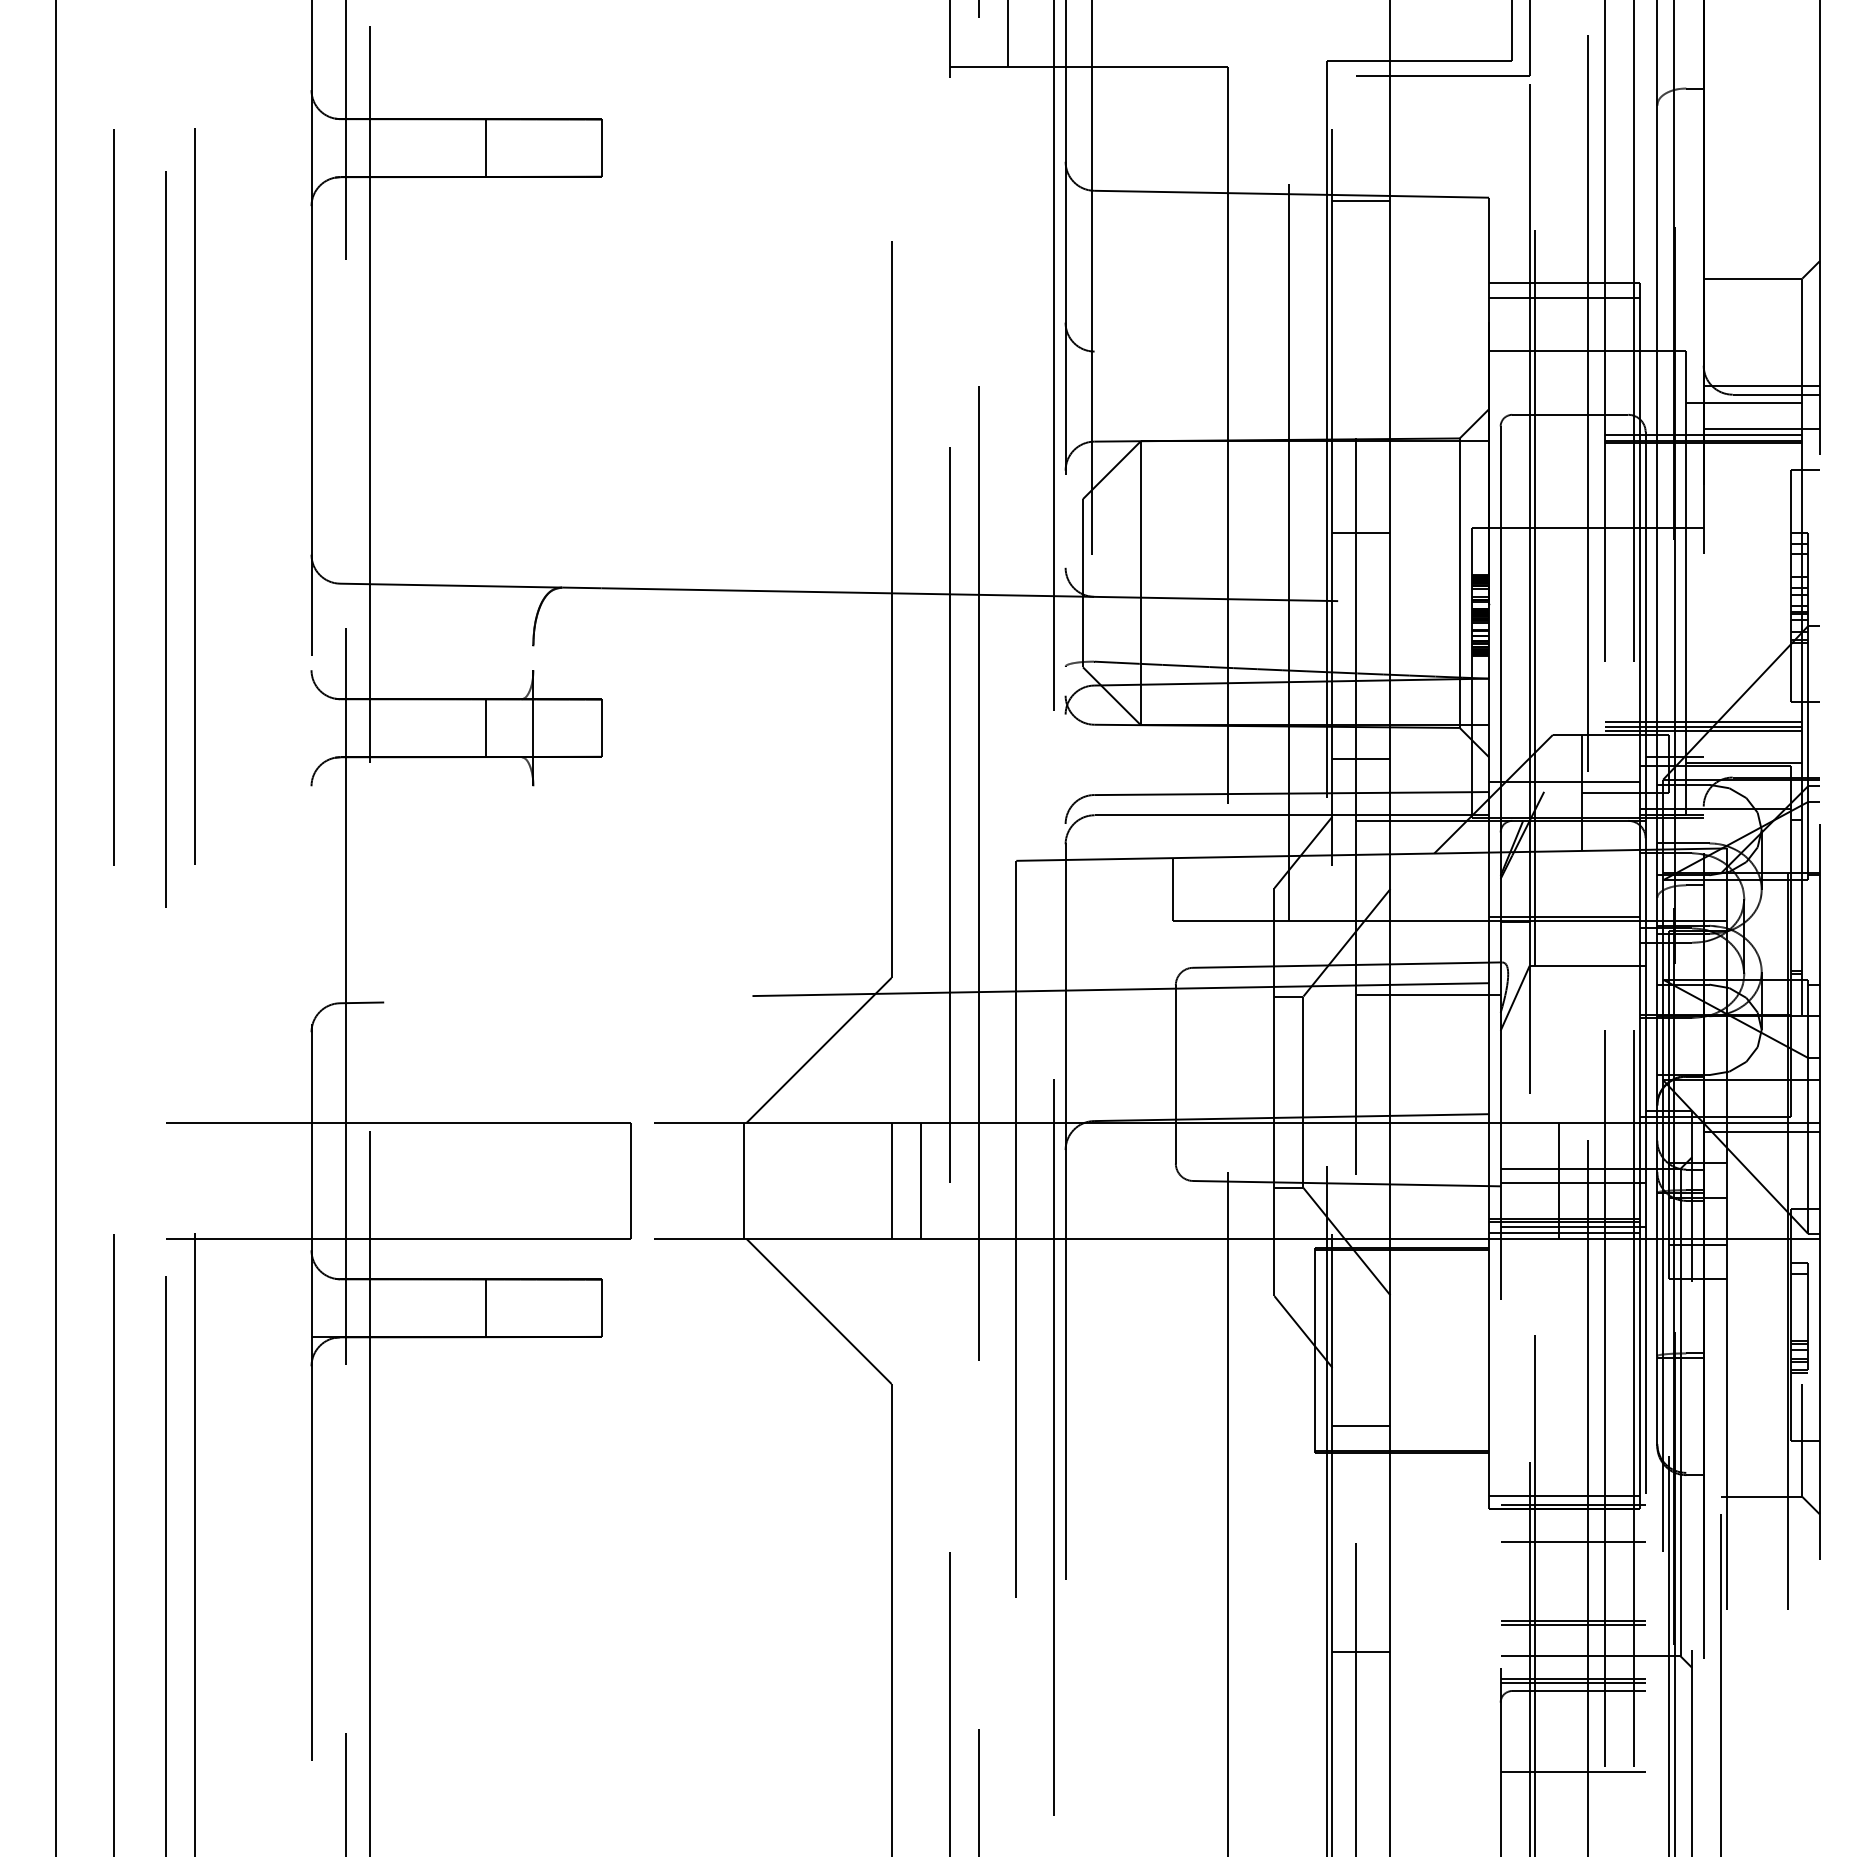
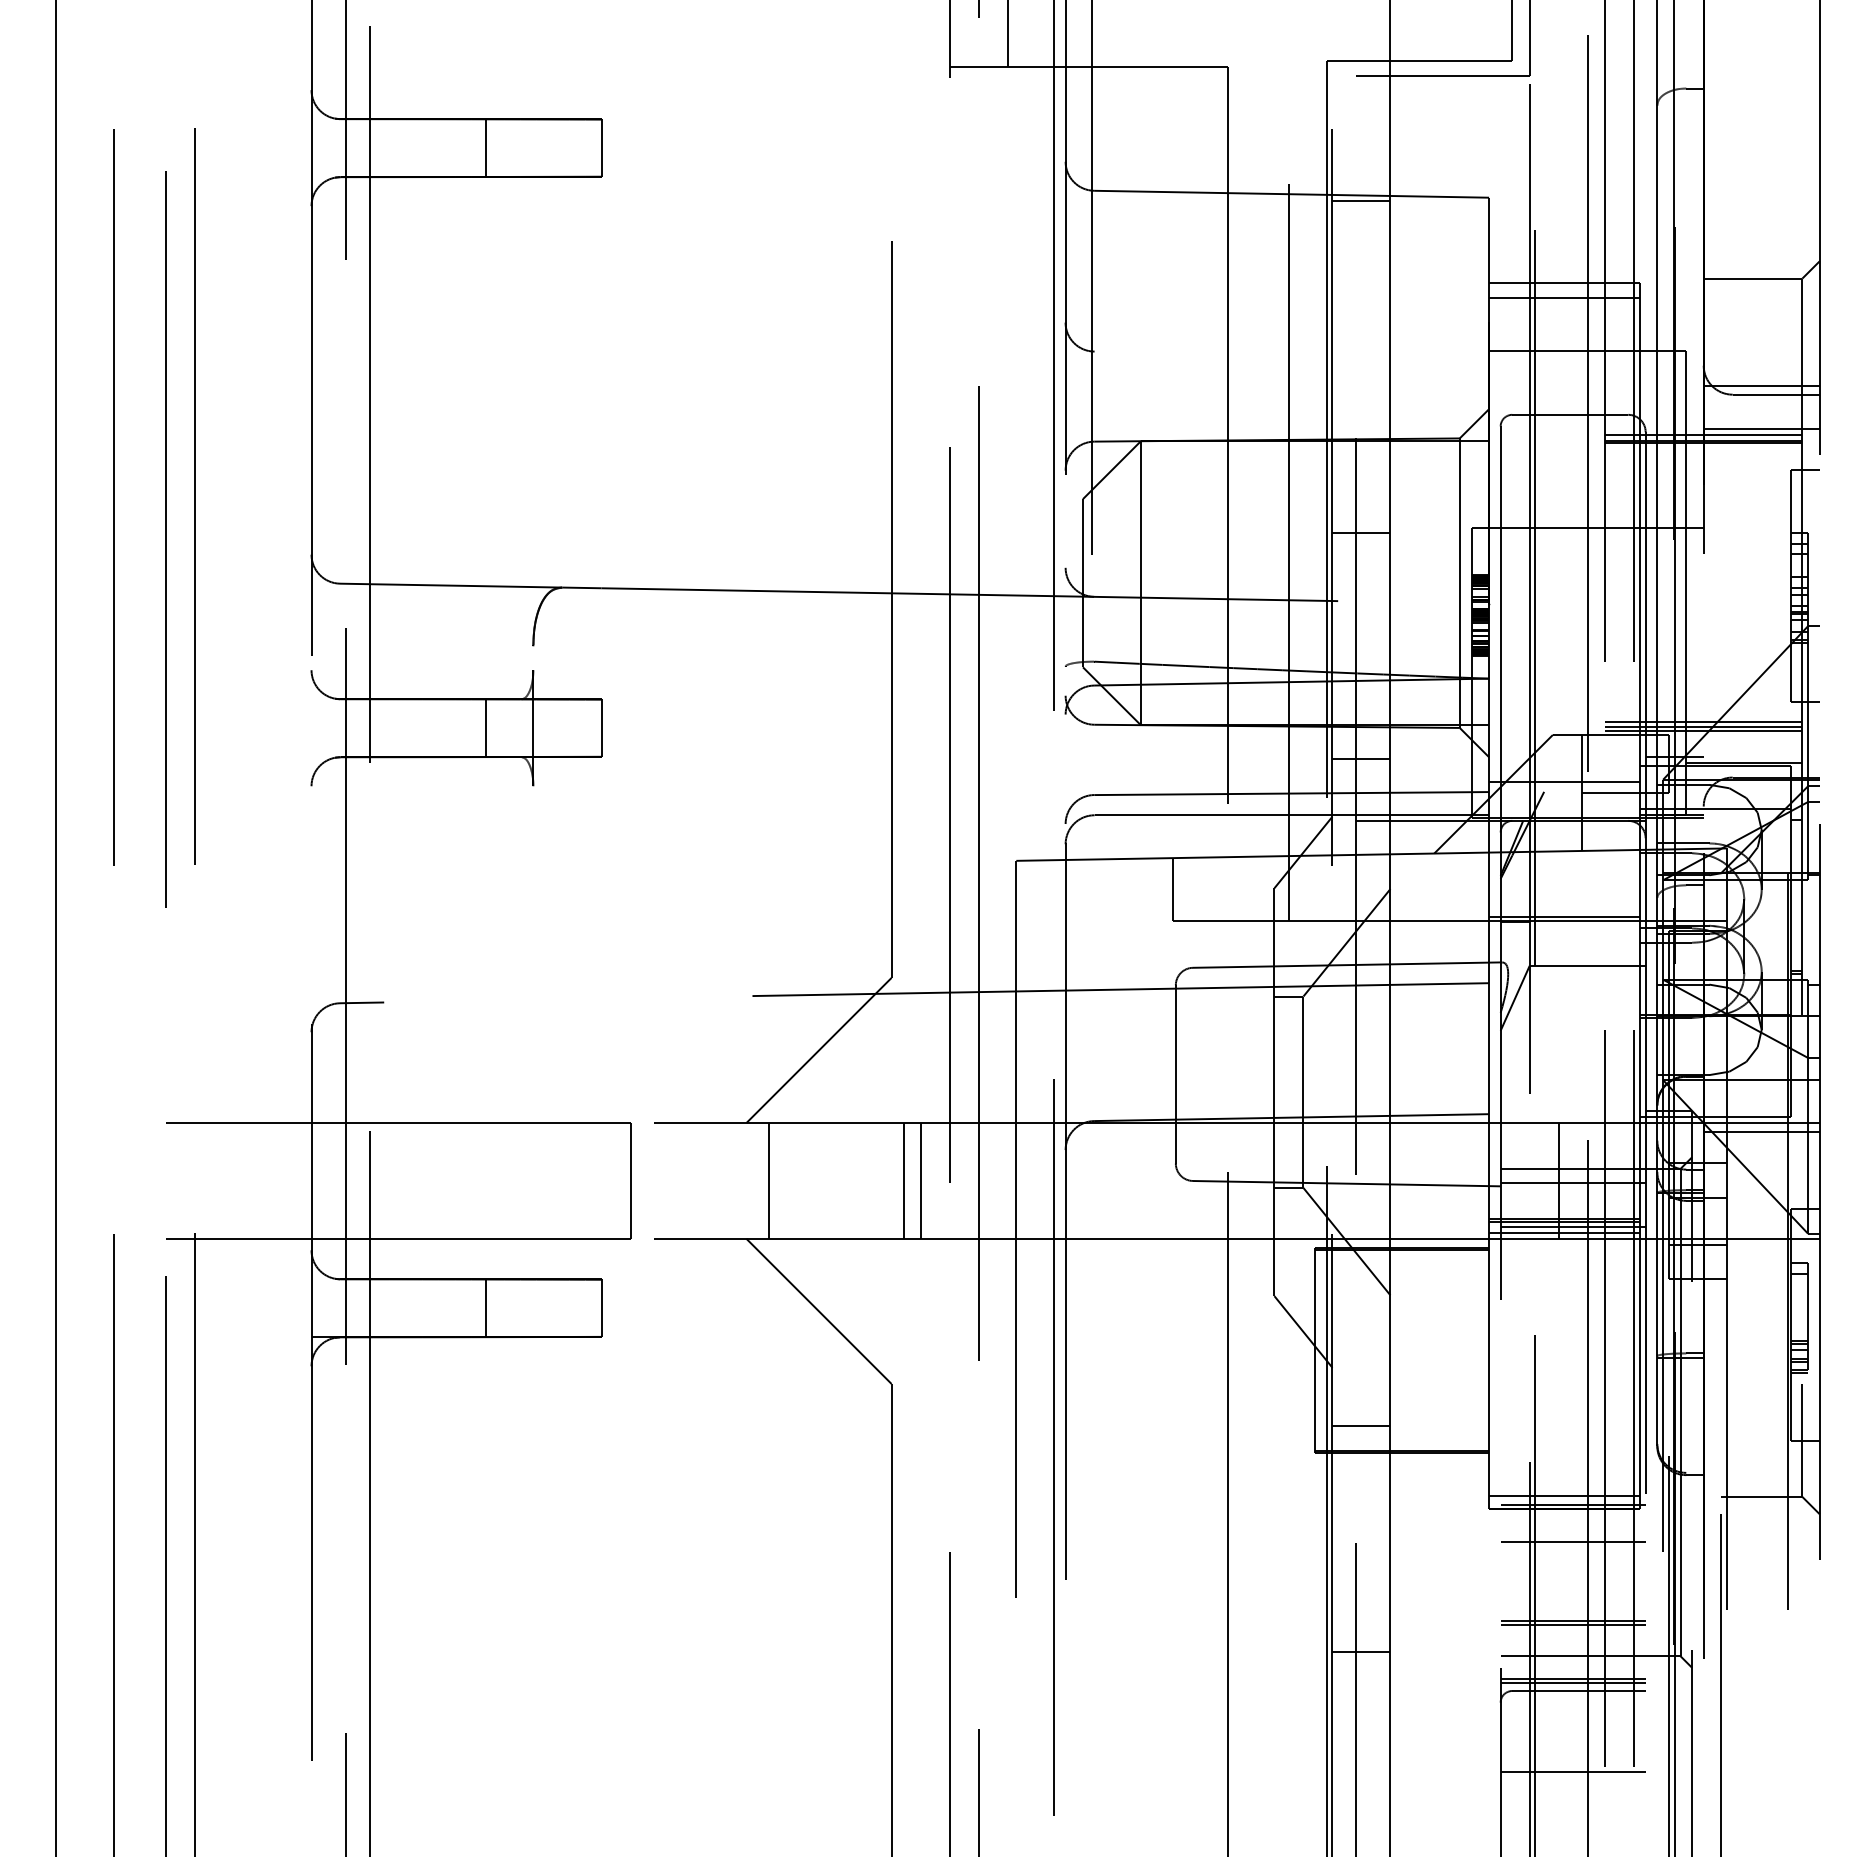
line: present -> none (1744, 403)
line: present -> none (1427, 994)
line position: (743, 1180) -> (768, 1180) (768, 1180)
line position: (891, 1180) -> (903, 1180) (903, 1180)
